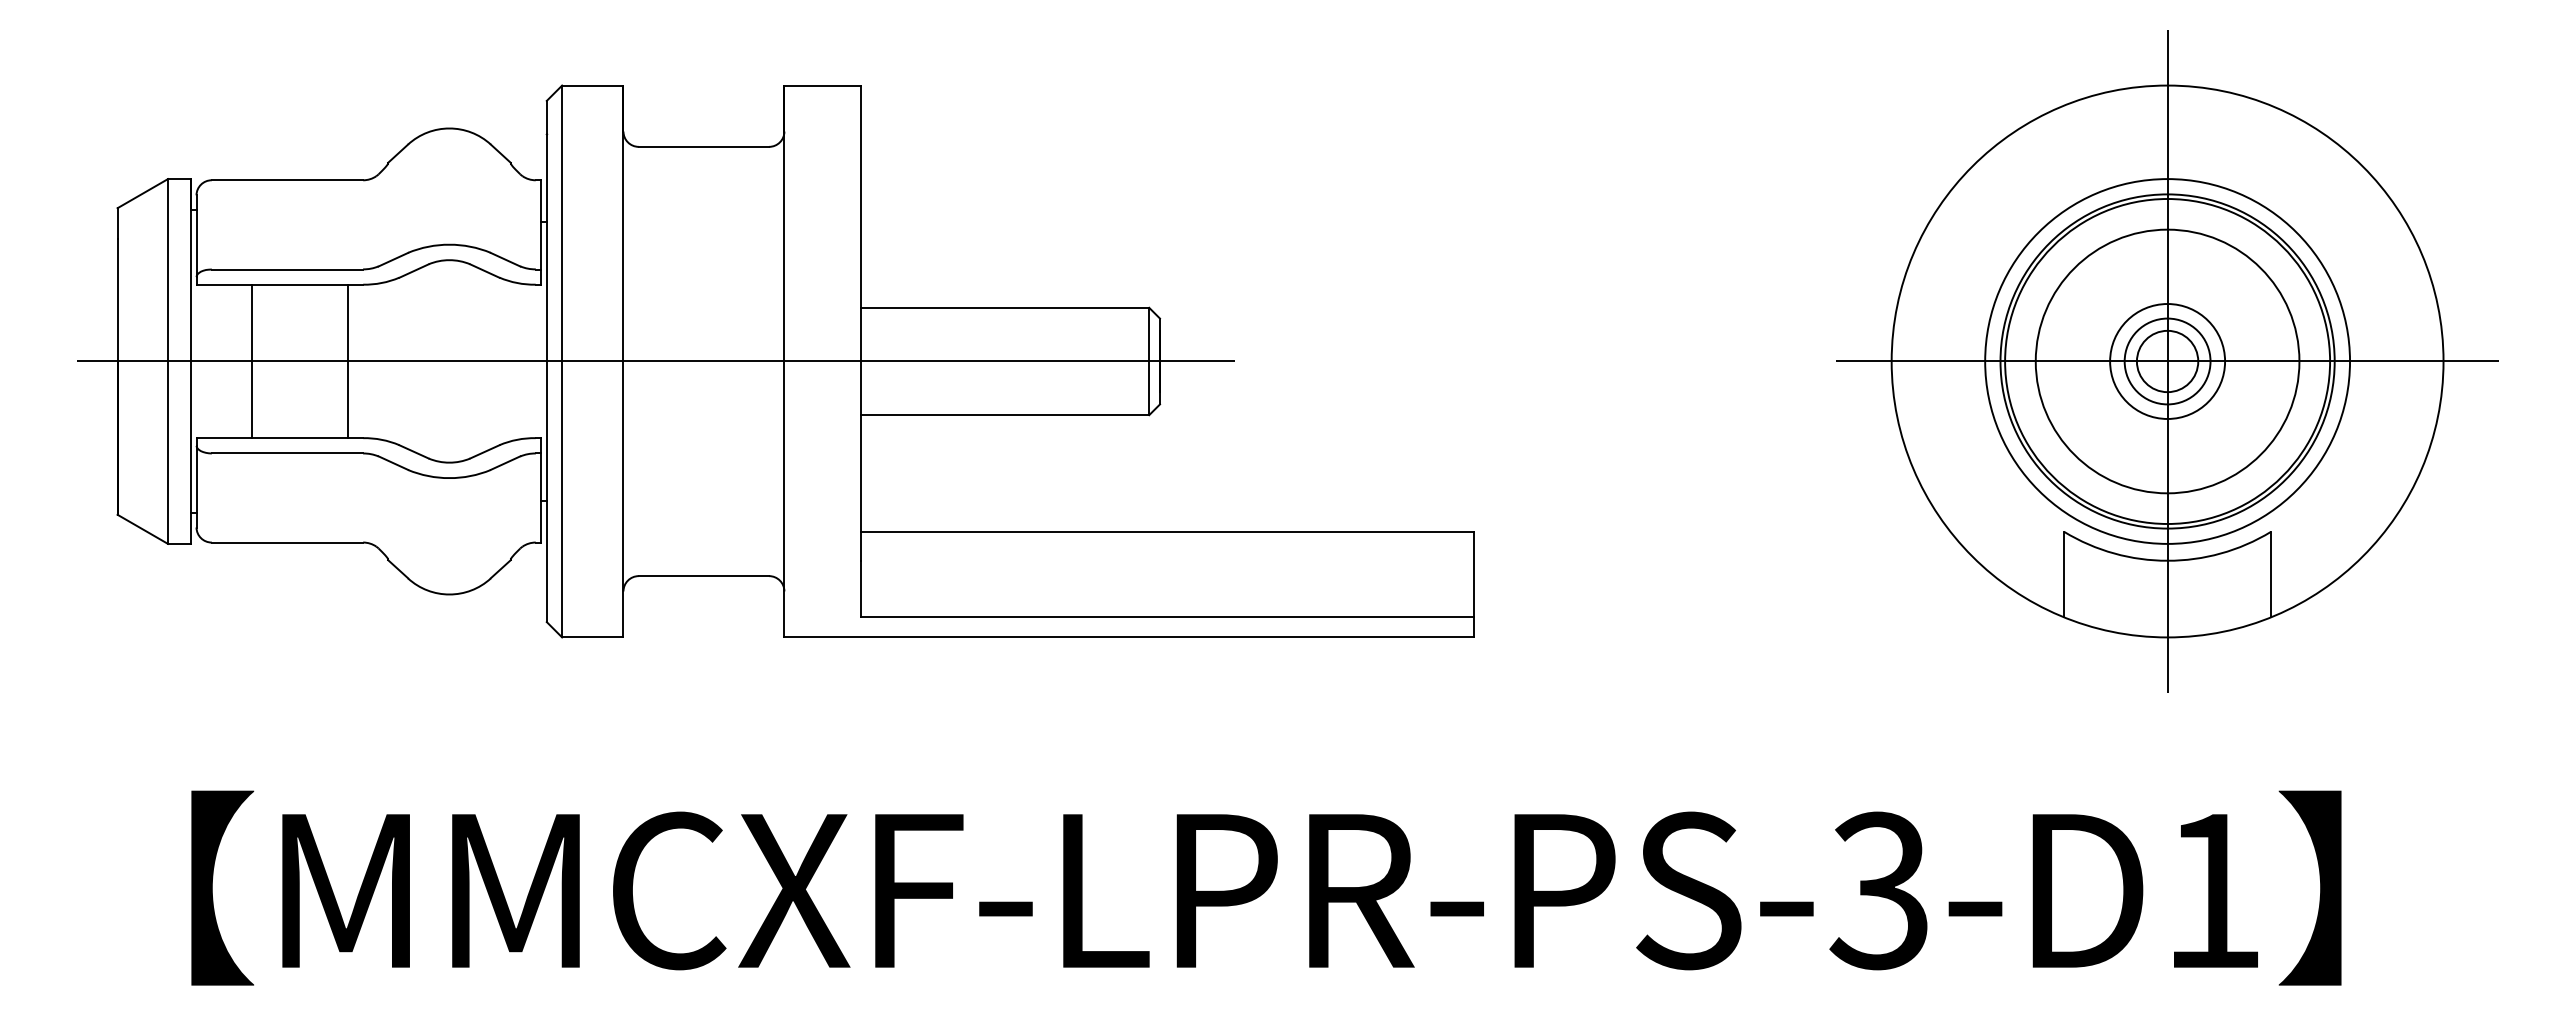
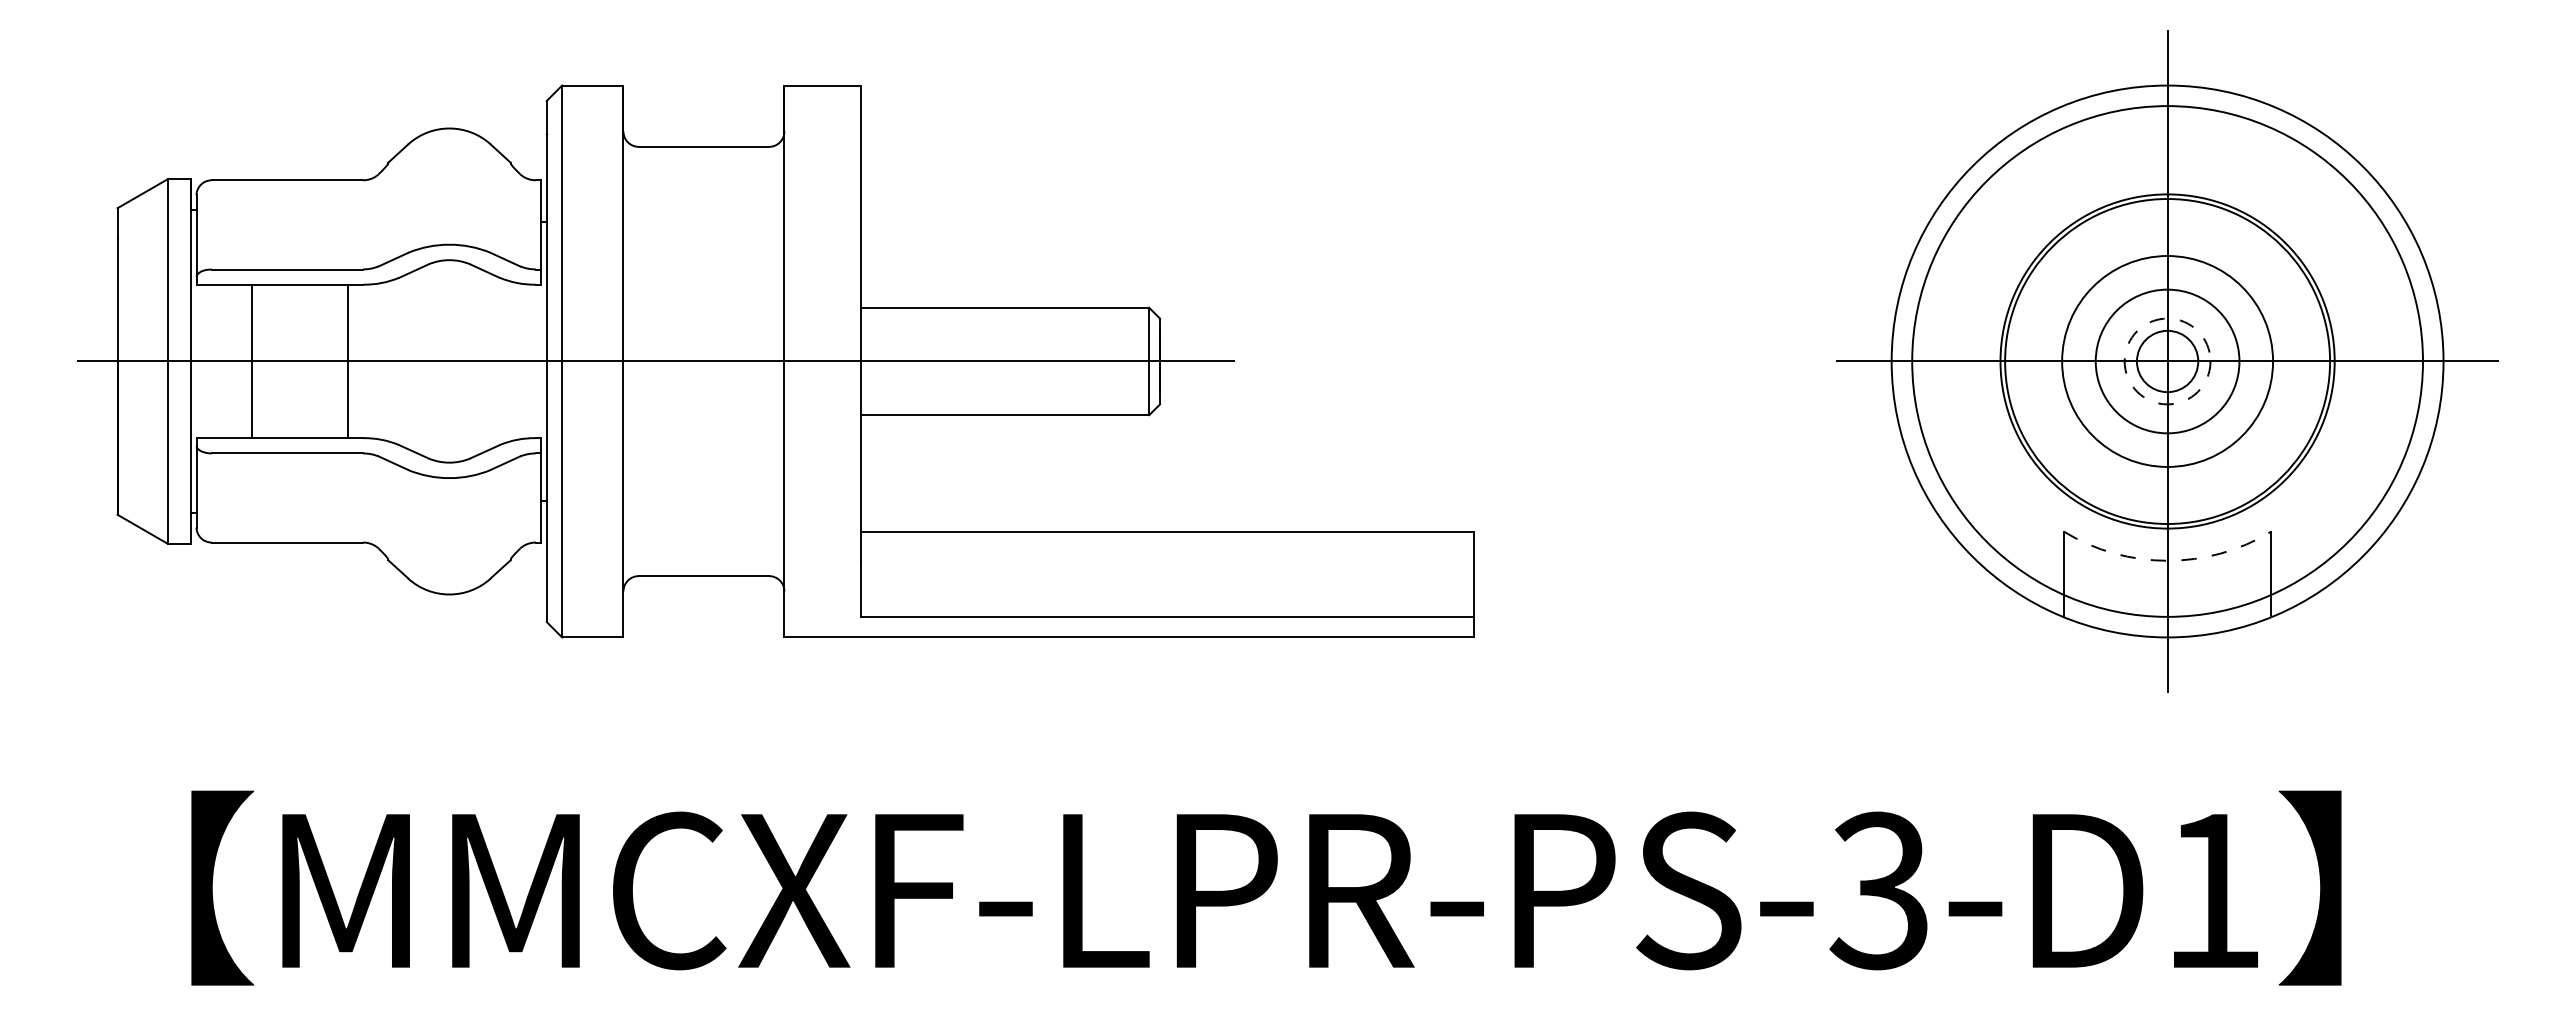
circle diameter: 115 px -> 144 px (2167, 361)
circle diameter: 264 px -> 211 px (2167, 361)
circle diameter: 365 px -> 511 px (2167, 361)
circle: solid -> dashed (2167, 361)
arc: solid -> dashed (2167, 560)
